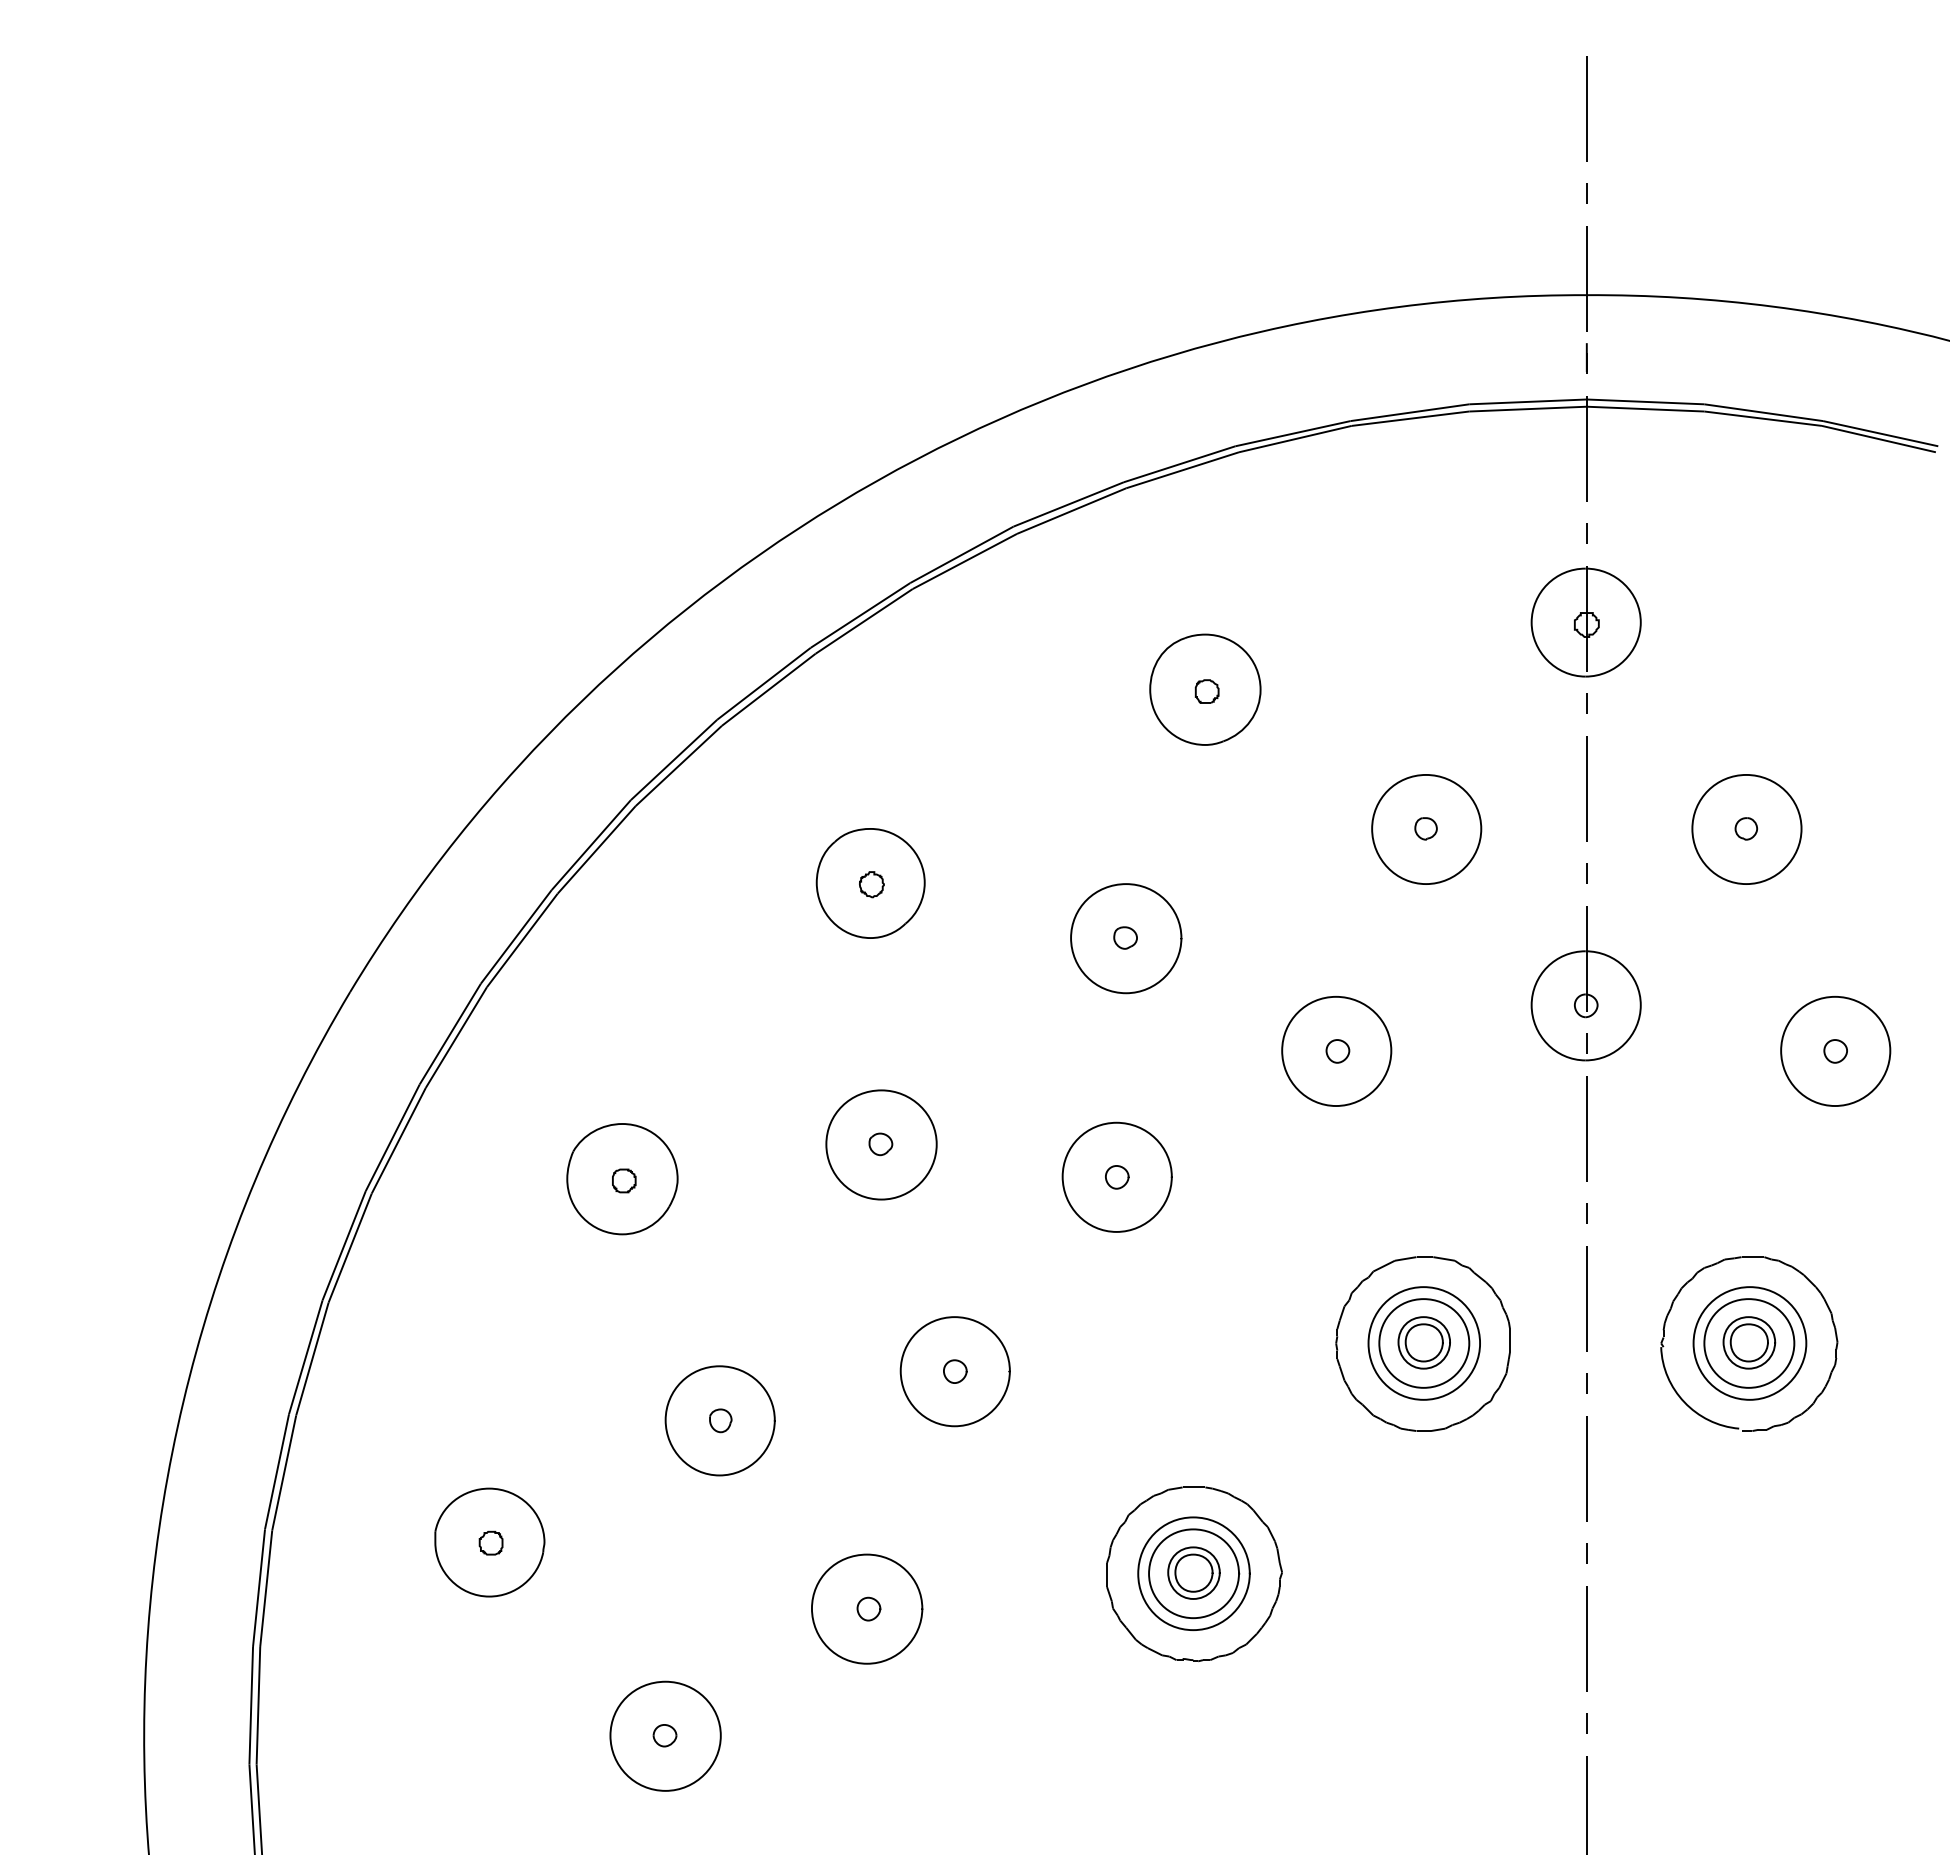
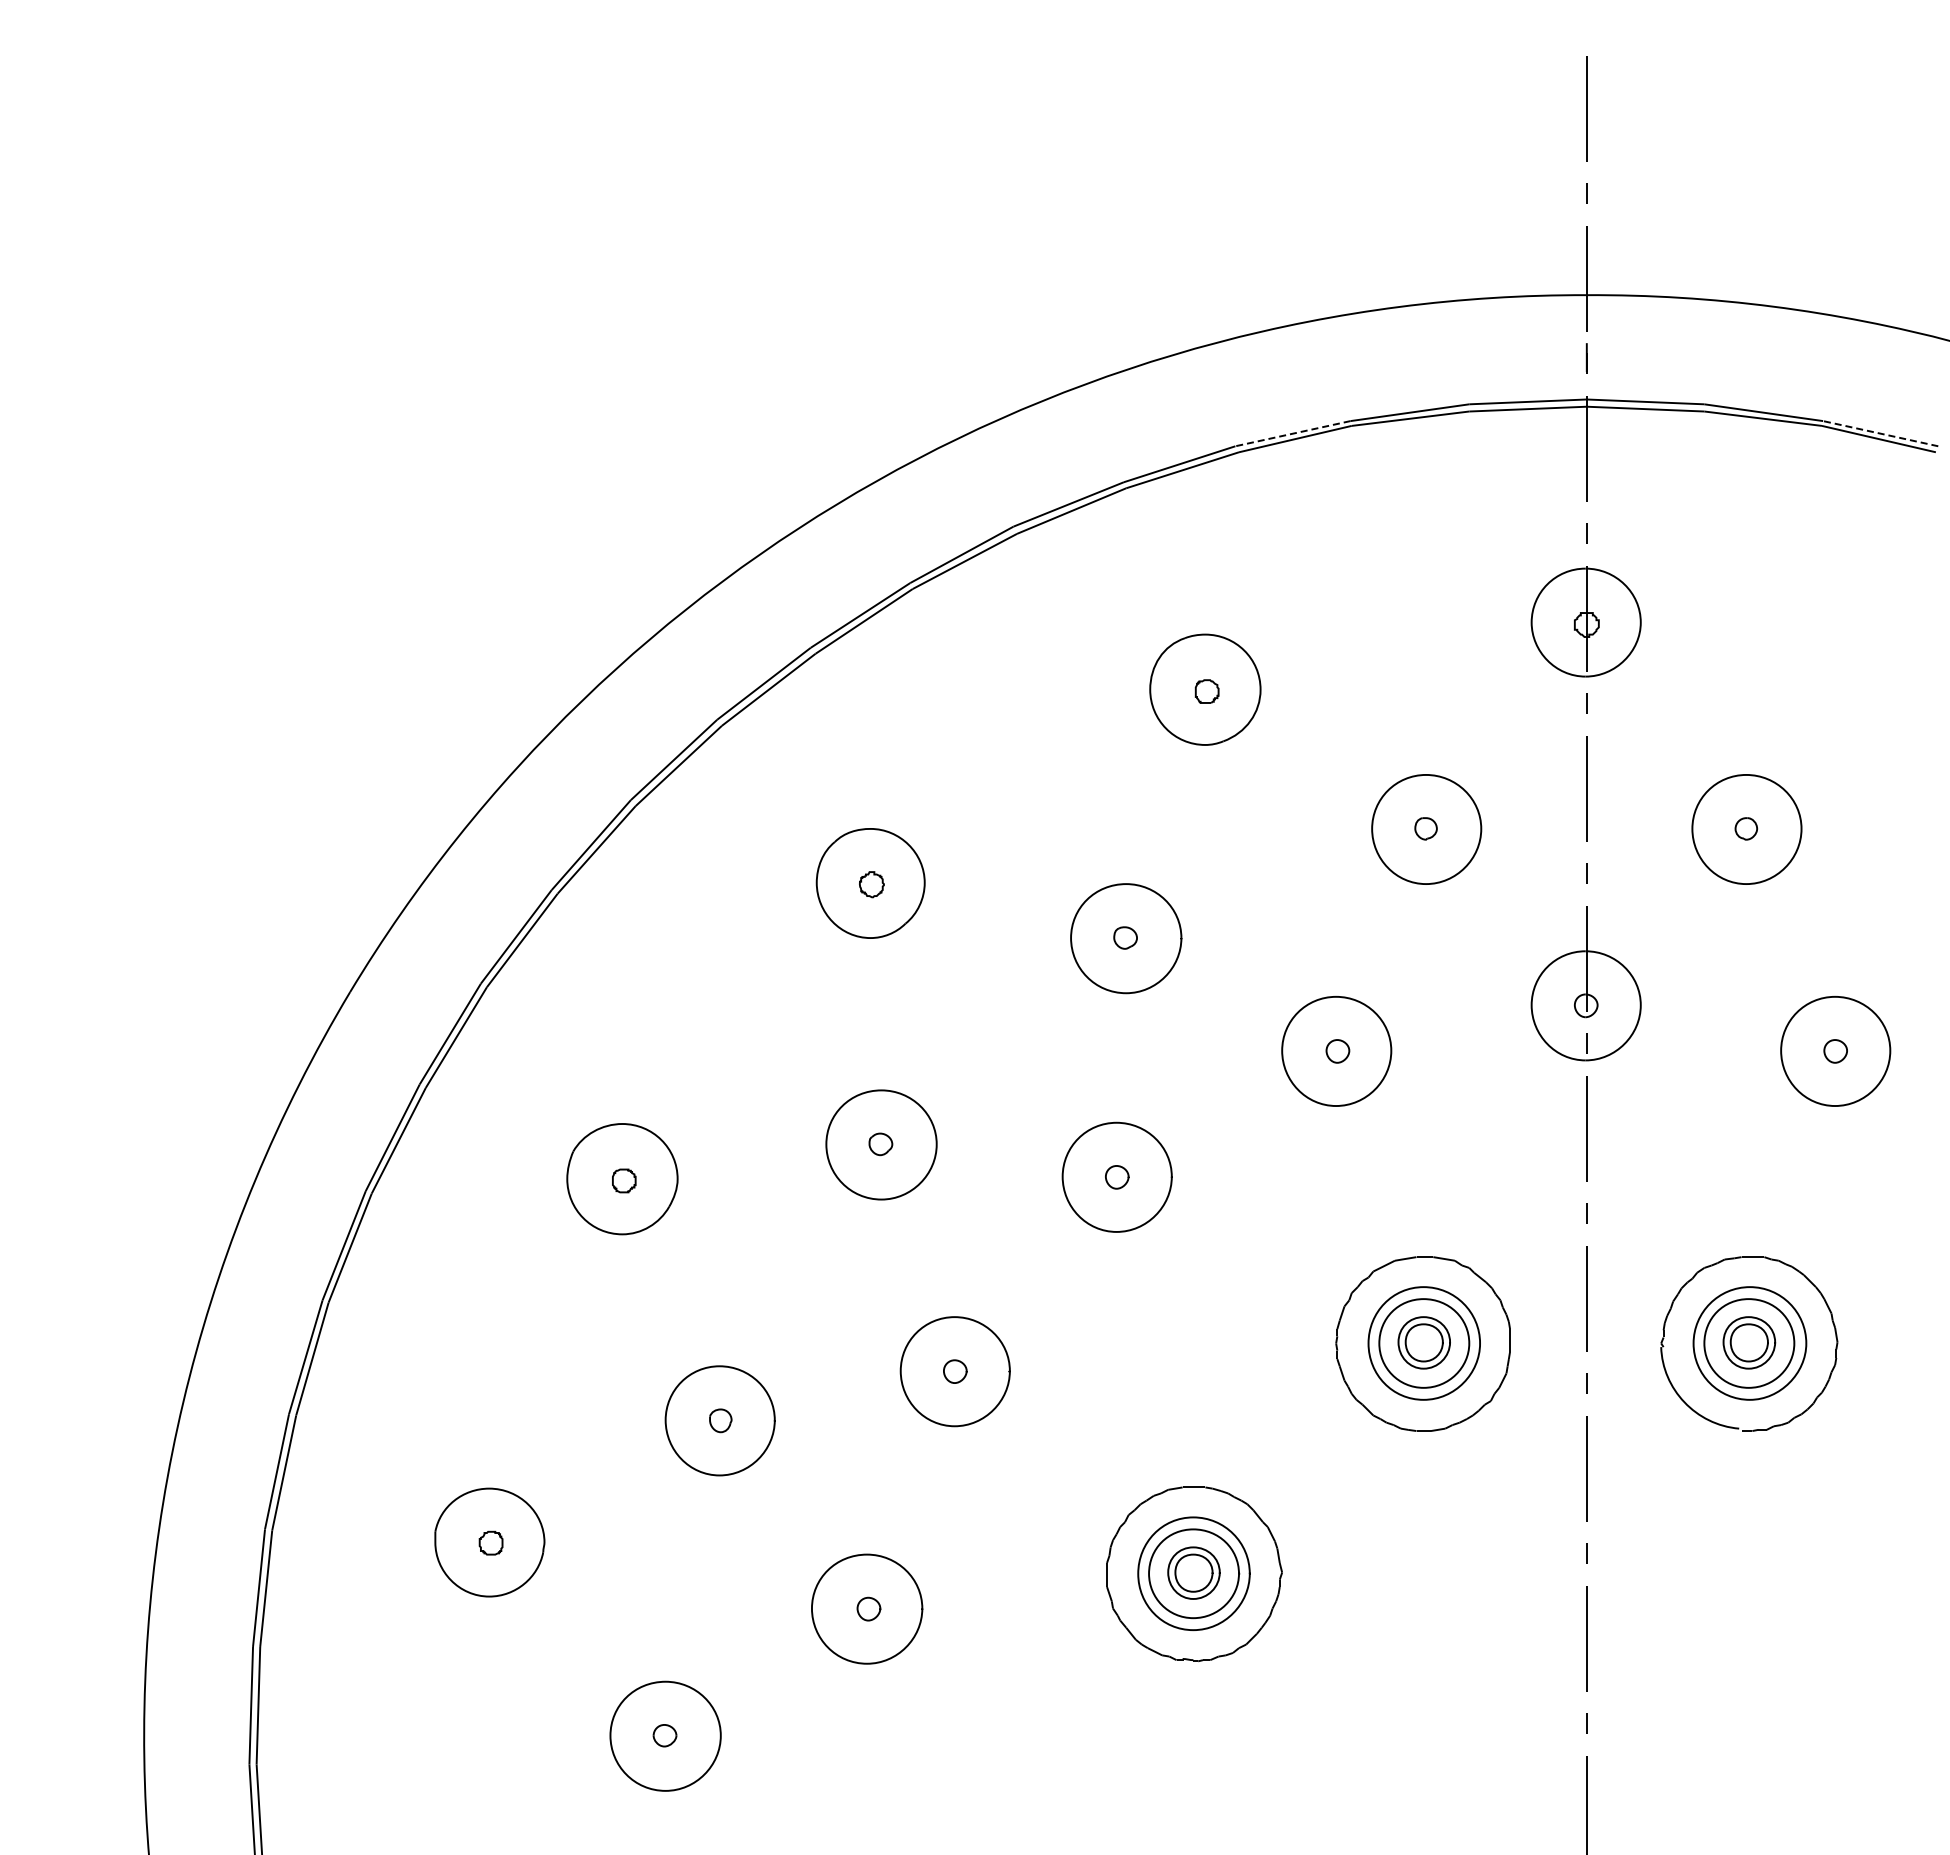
line: solid -> dashed (1292, 433)
line: solid -> dashed (1880, 433)
